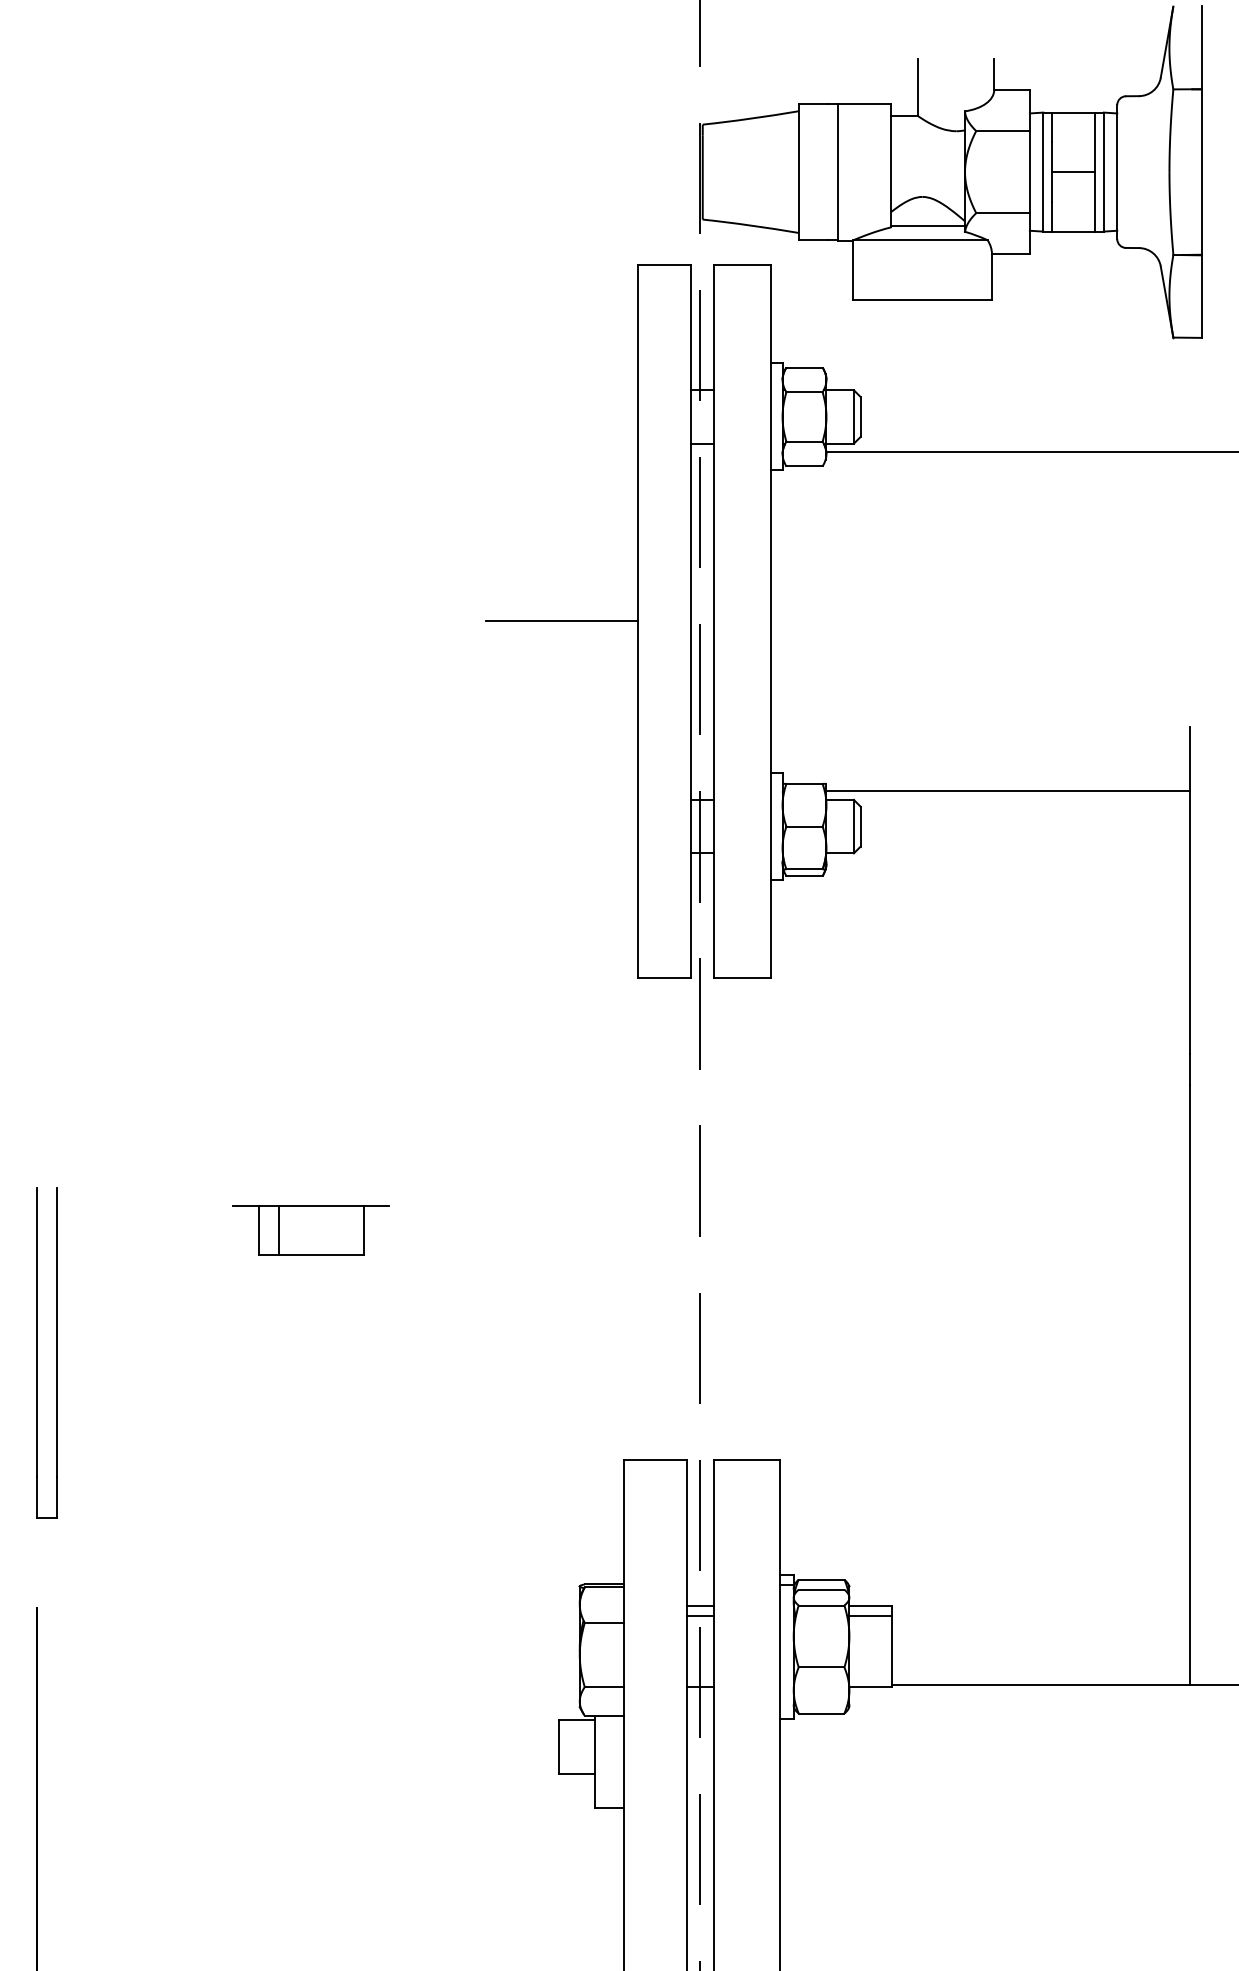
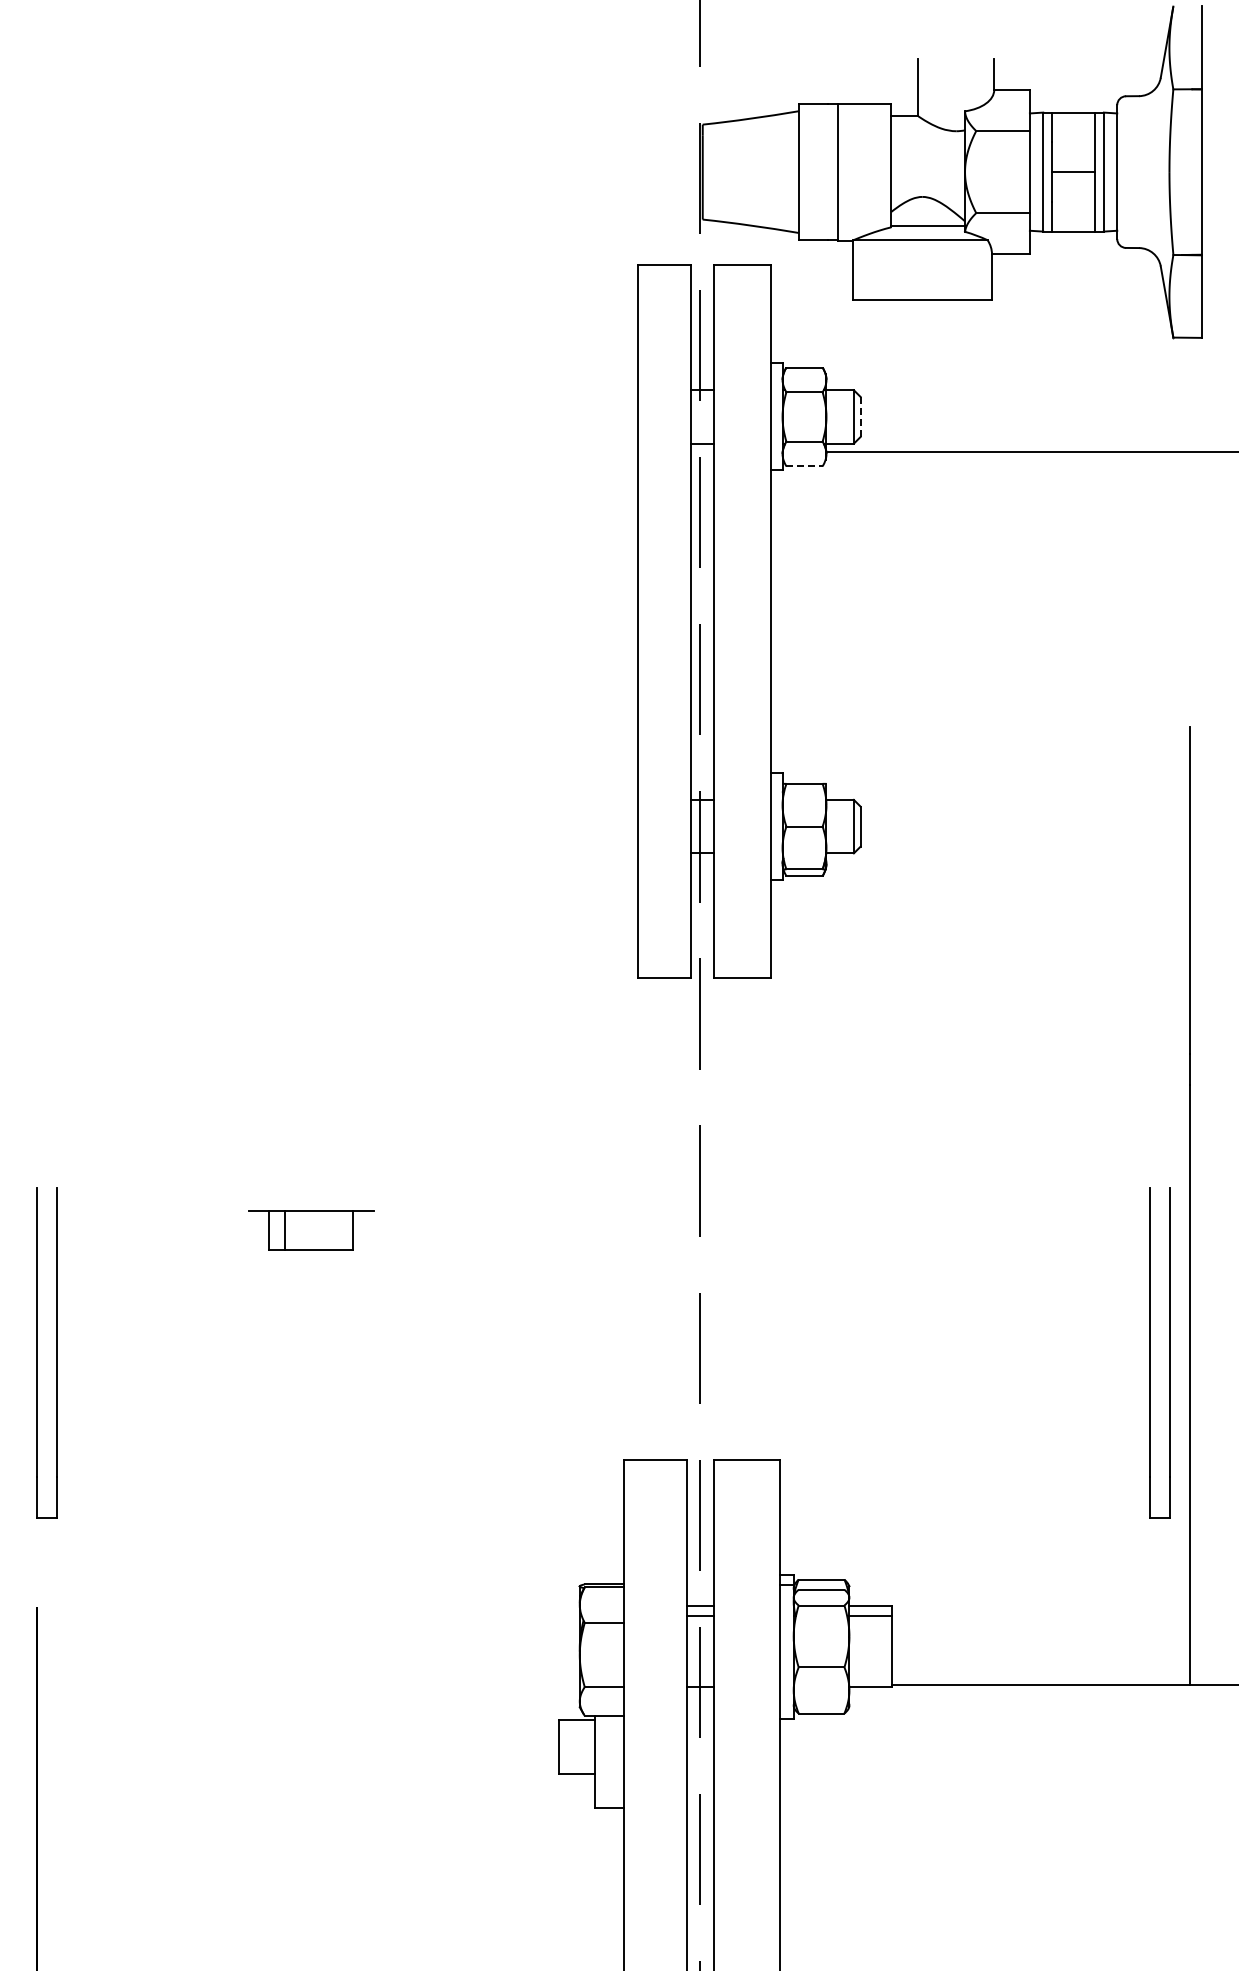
line: solid -> dashed (860, 416)
line: solid -> dashed (805, 466)
line: present -> none (561, 621)
line: present -> none (1008, 791)
part size: 158x51 px -> 127x41 px (311, 1230)
part: none -> present (1150, 1352)
